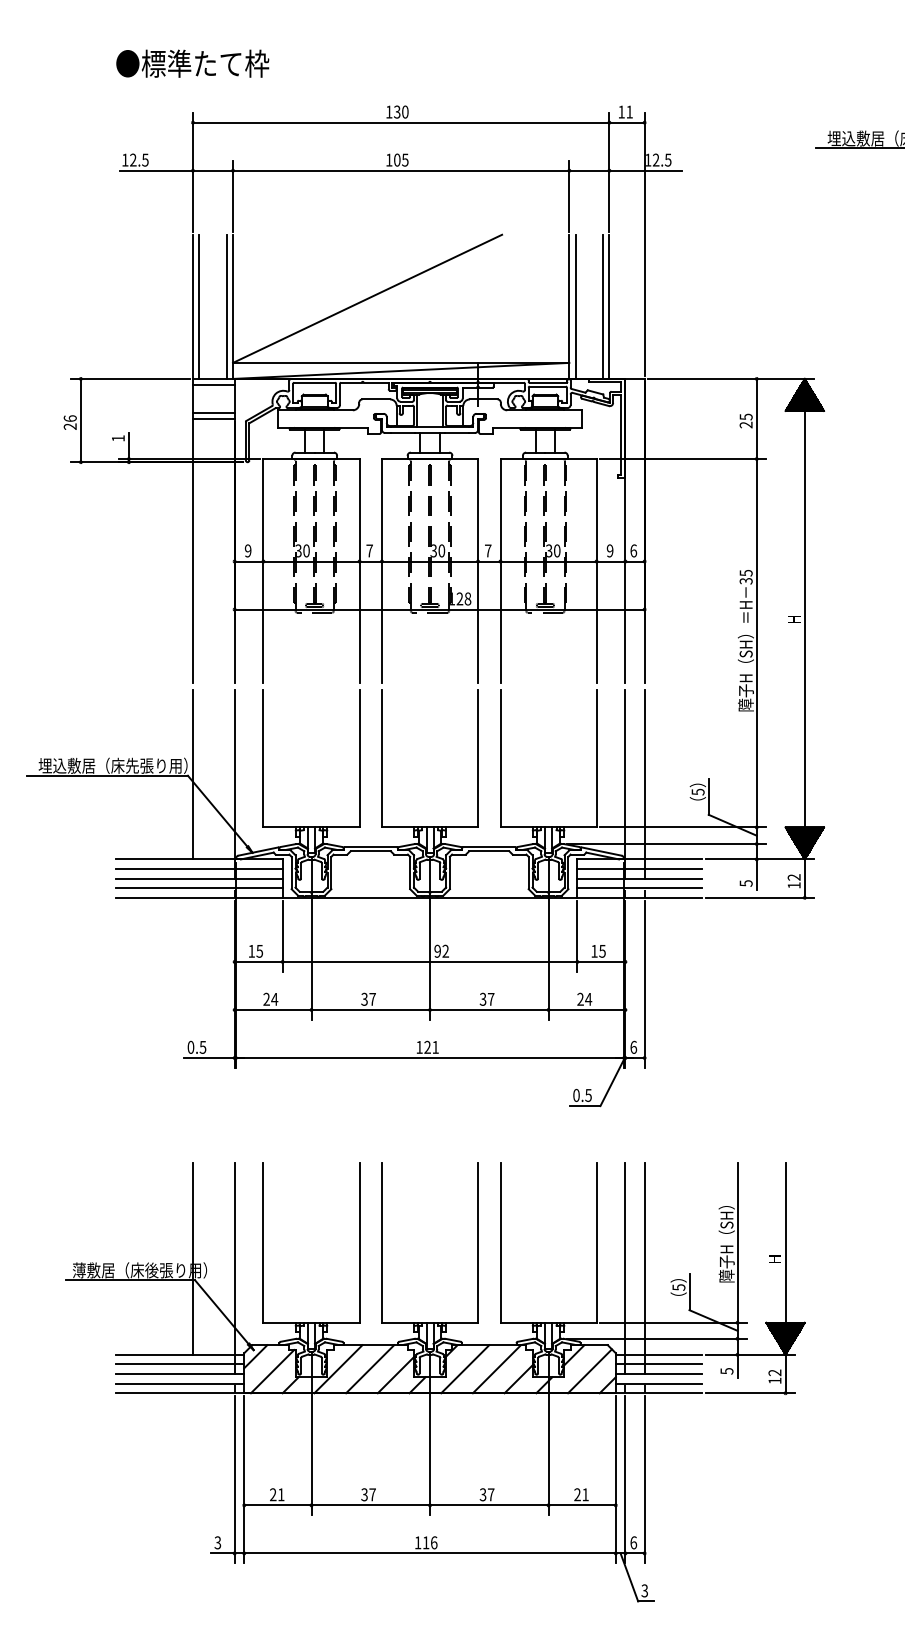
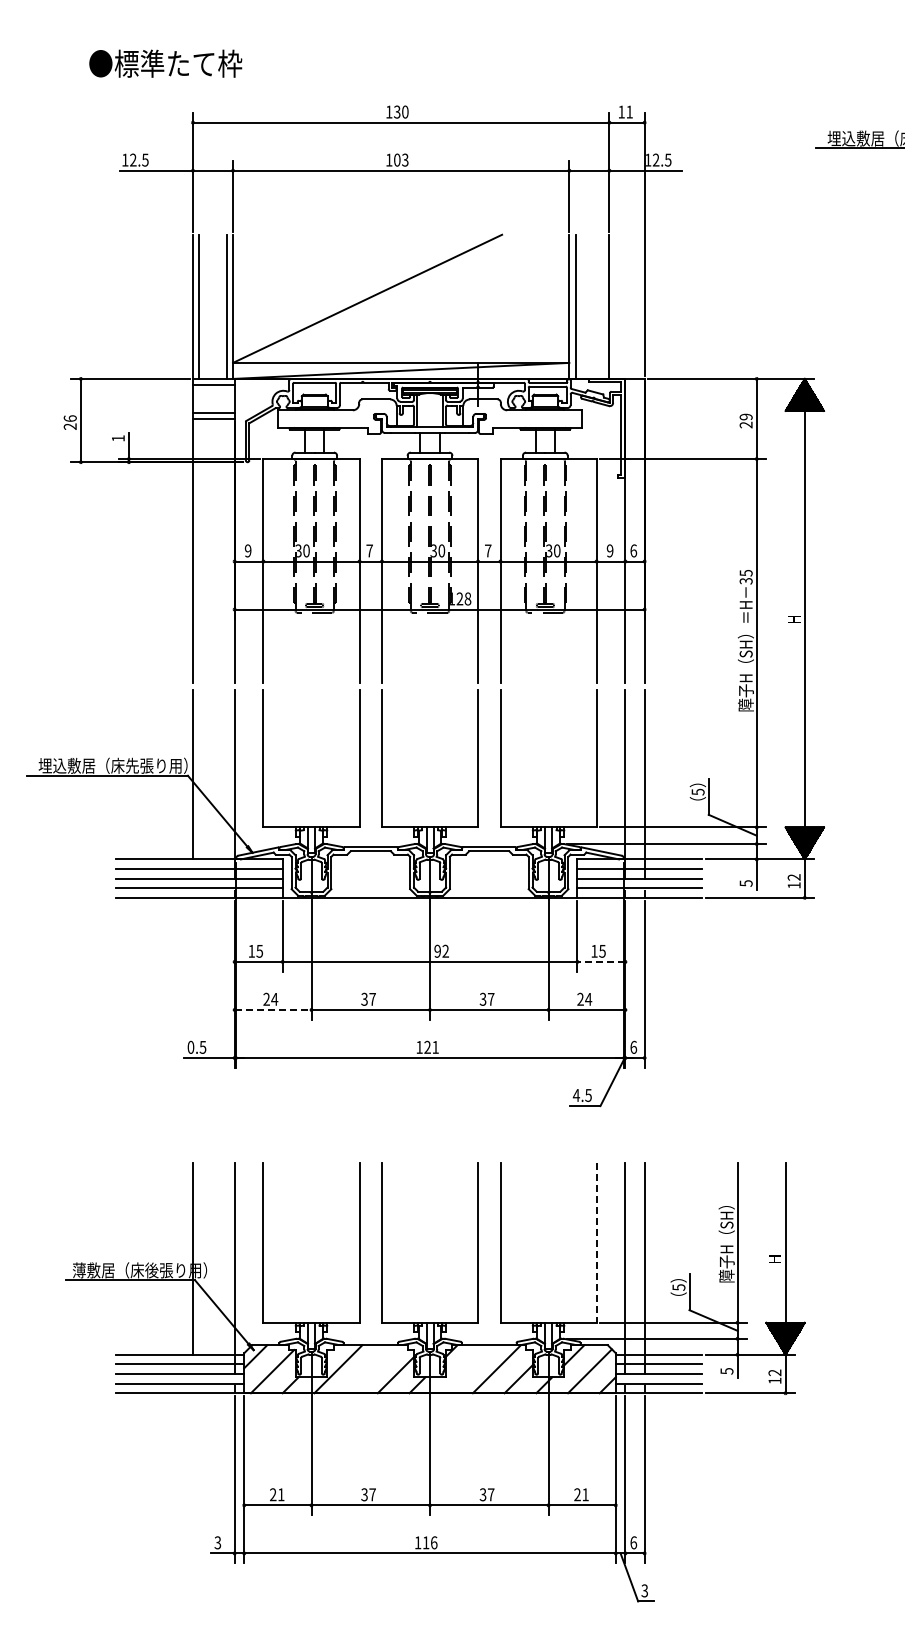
text position: (192, 63) -> (165, 63) (165, 63)
text: 105 -> 103 (405, 159)
line: present -> none (603, 306)
text: 25 -> 29 (745, 416)
line: solid -> dashed (600, 961)
line: solid -> dashed (273, 1009)
text: 0.5 -> 4.5 (576, 1095)
line: solid -> dashed (596, 1243)
line: present -> none (370, 1369)
line: present -> none (465, 1369)
